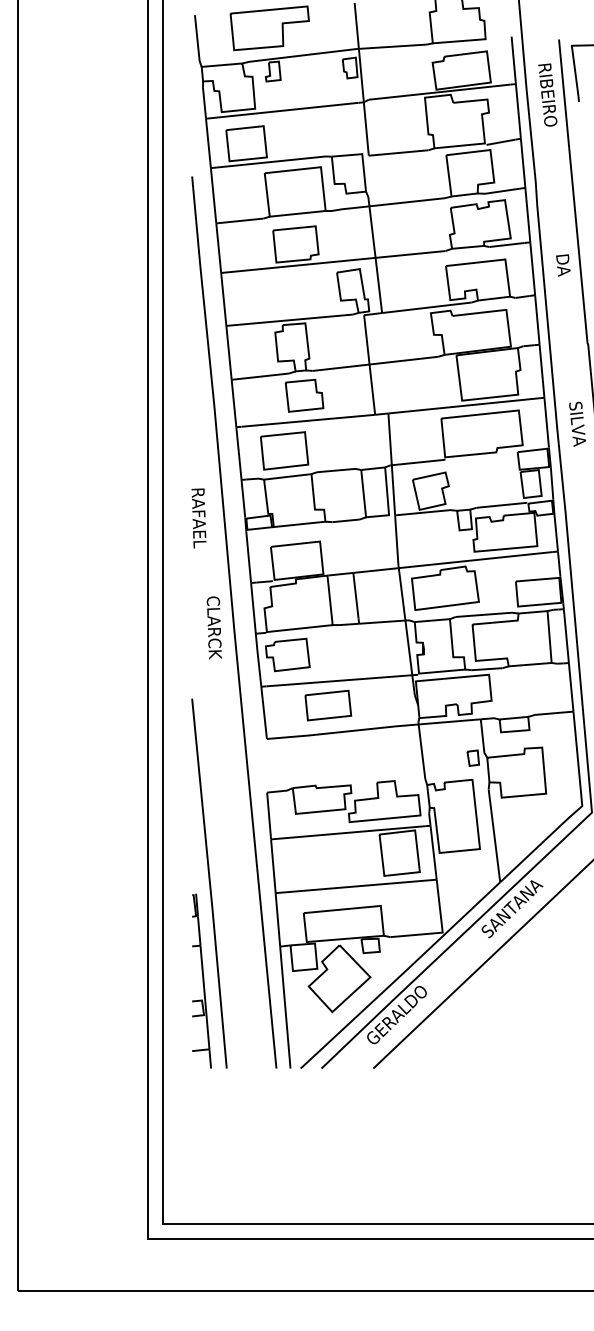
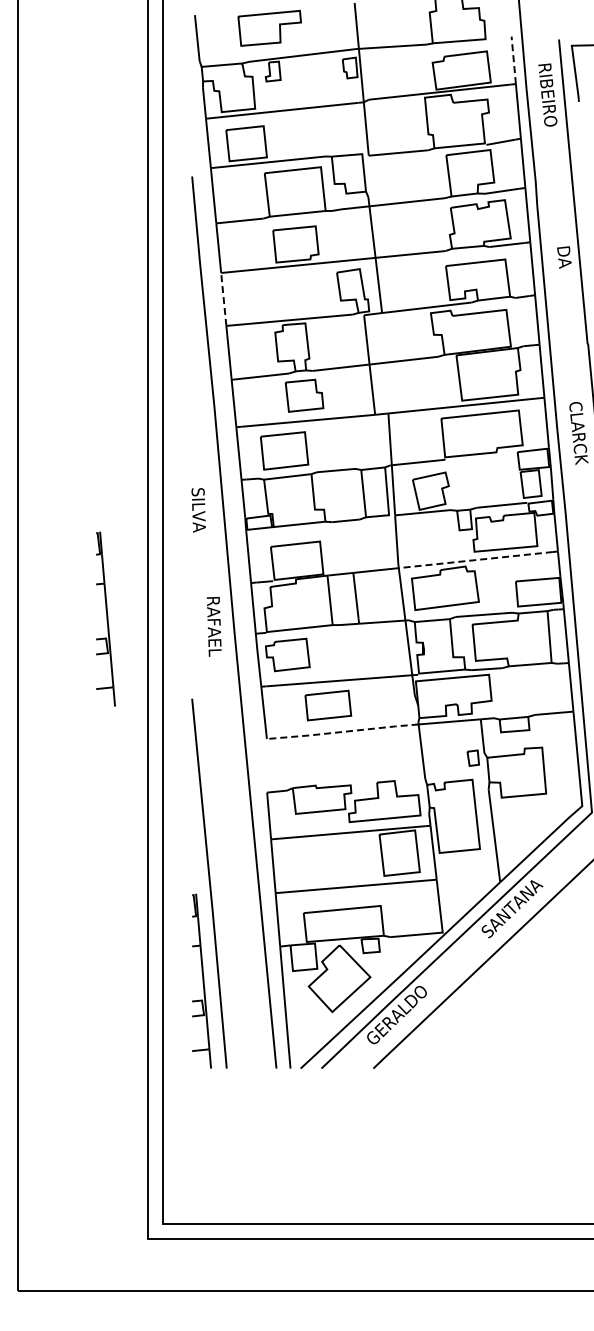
part size: 81x47 px -> 65x38 px (269, 27)
line: solid -> dashed (513, 60)
text position: (563, 265) -> (564, 257) (564, 257)
line: solid -> dashed (223, 299)
text: SILVA -> CLARCK (578, 433)
text: RAFAEL -> SILVA (198, 518)
line: solid -> dashed (475, 560)
part: none -> present (105, 618)
text: CLARCK -> RAFAEL (213, 627)
line: solid -> dashed (343, 731)
